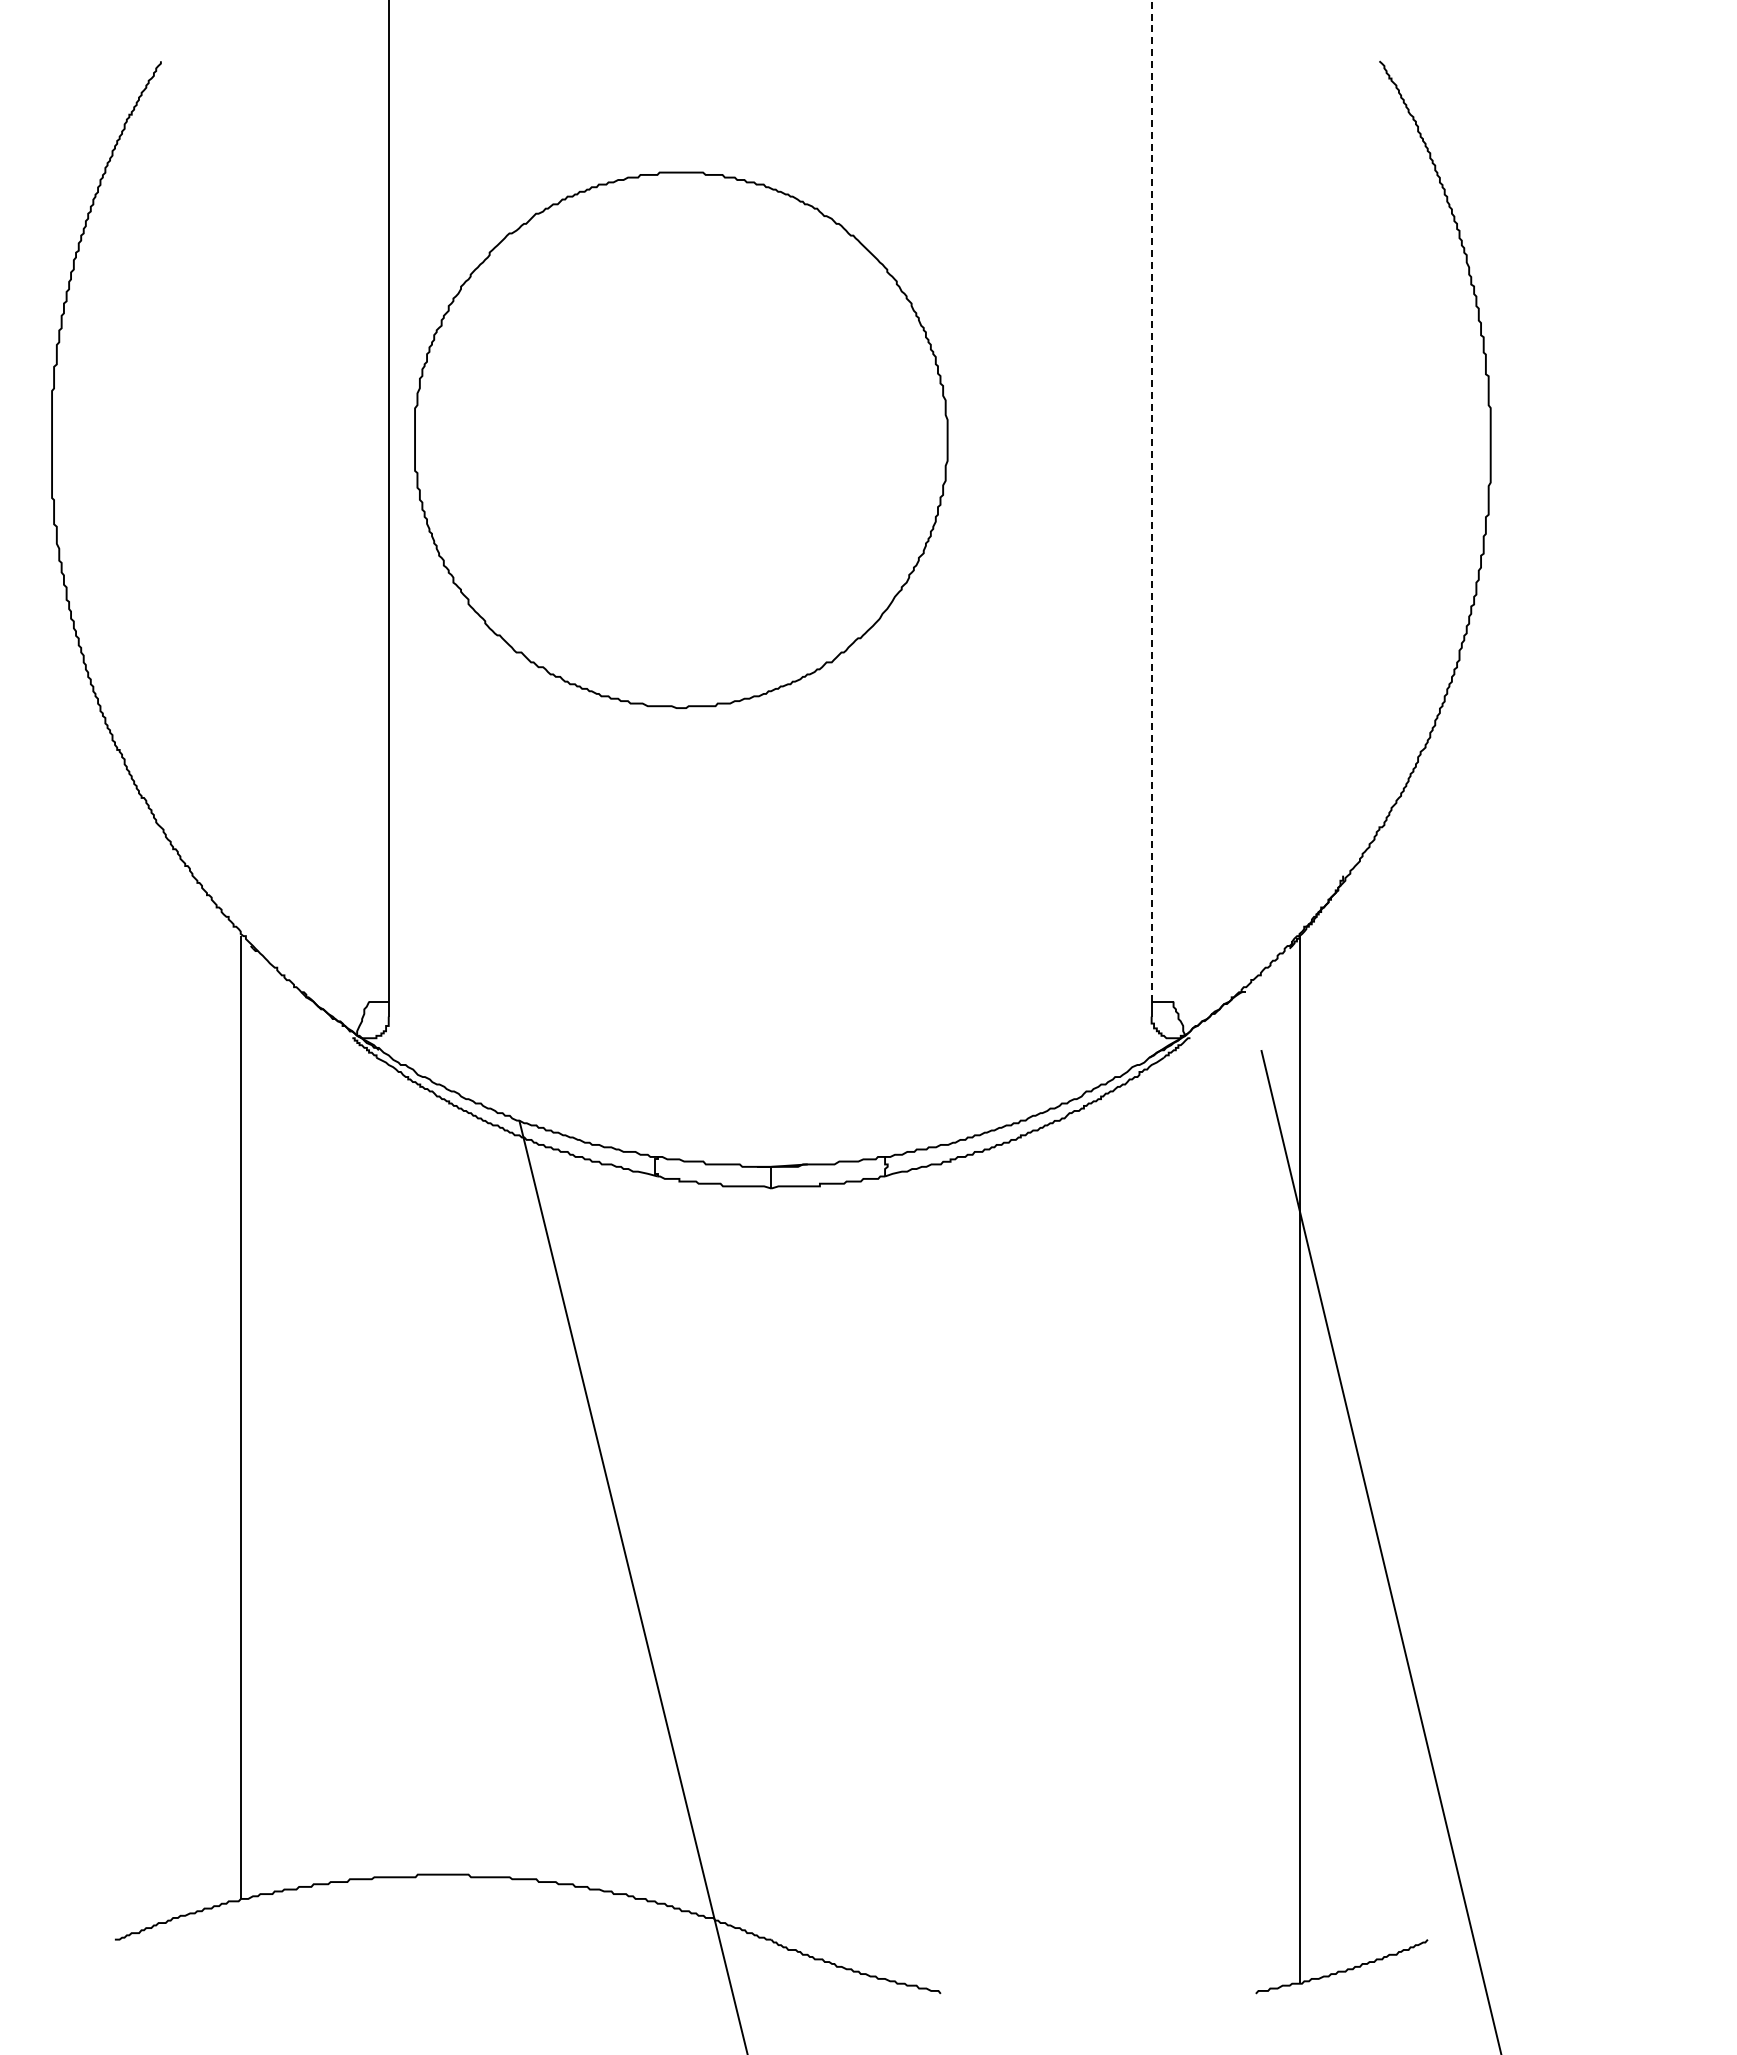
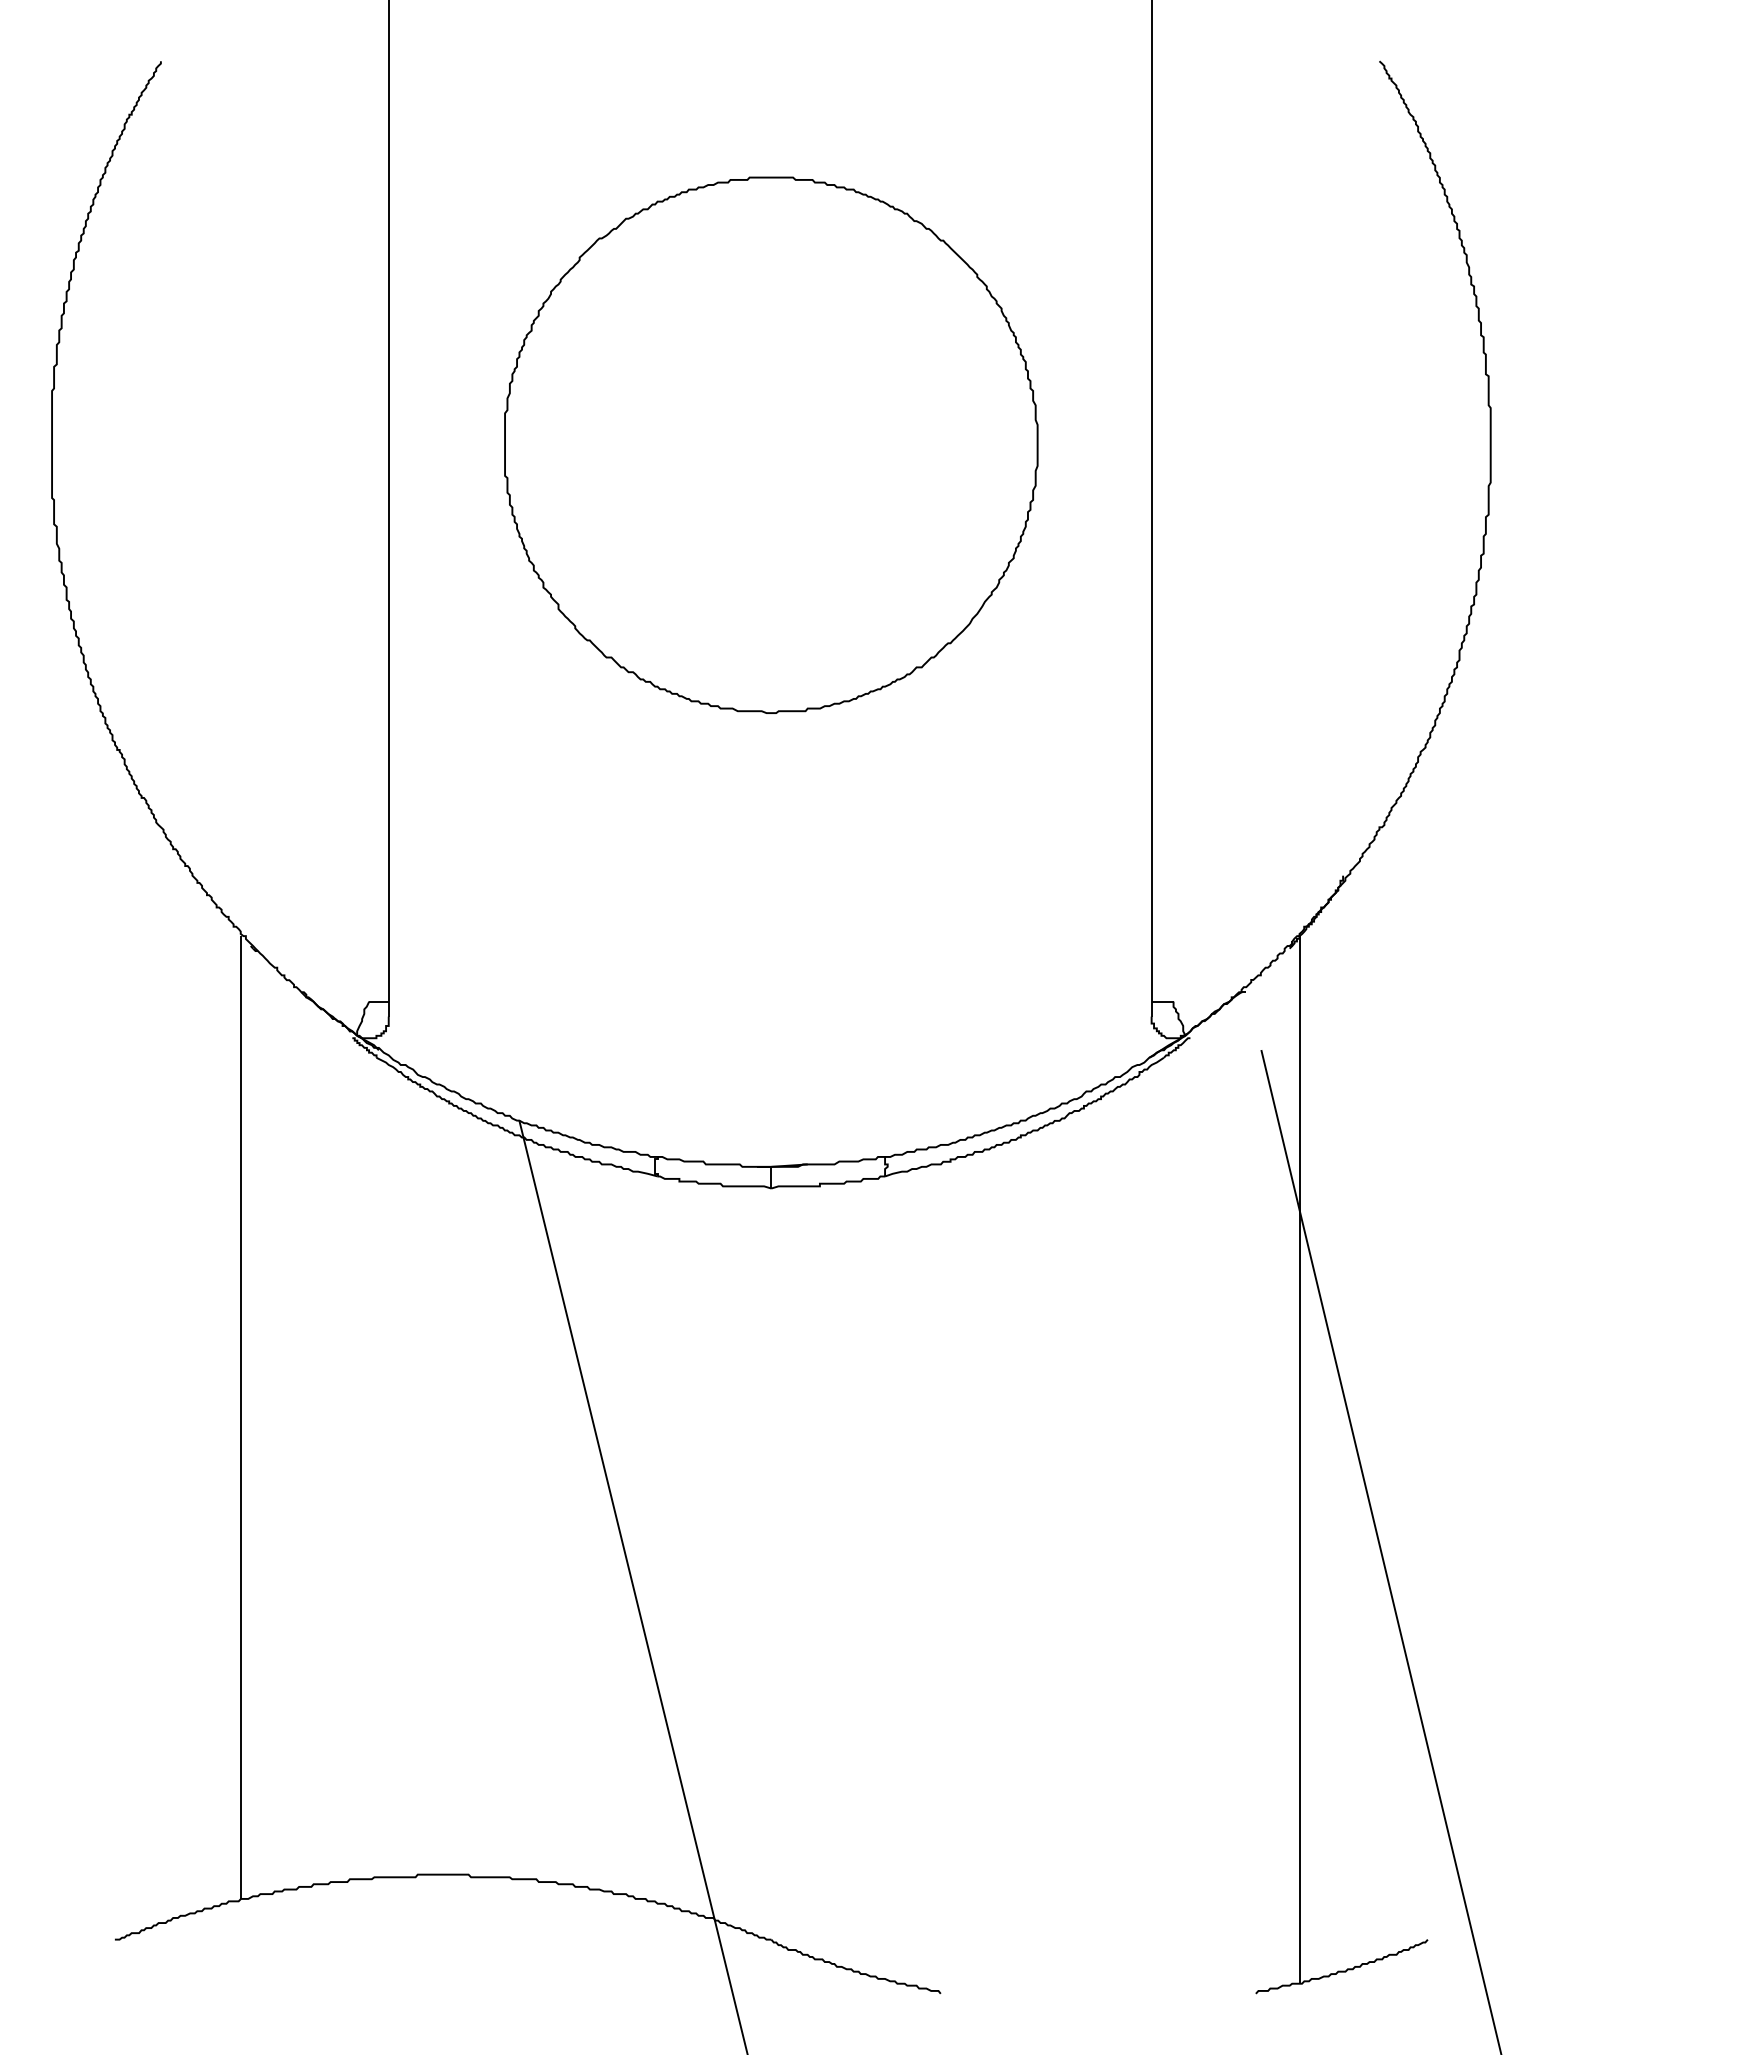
part position: (681, 439) -> (771, 444) (771, 444)
line: dashed -> solid (1151, 500)
